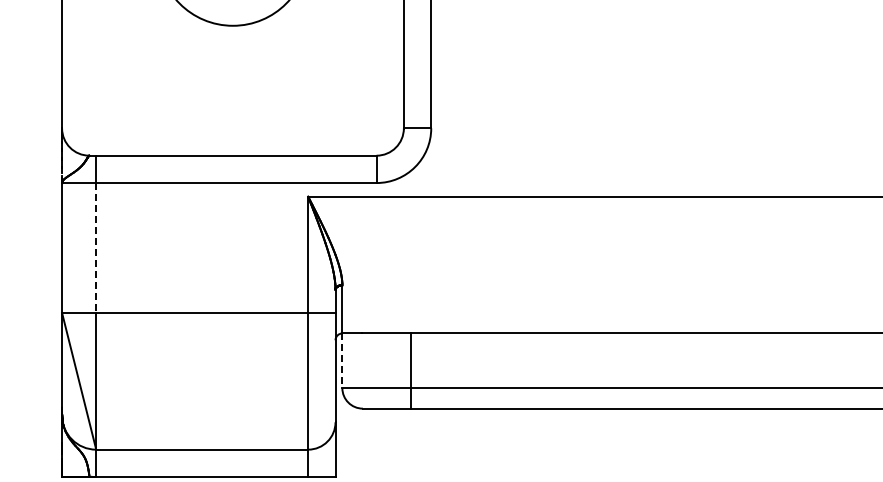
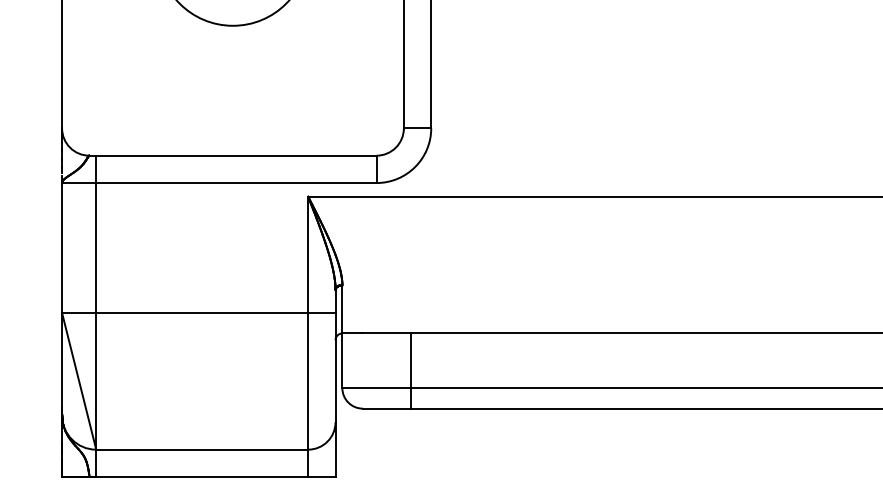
line: dashed -> solid (96, 247)
line: dashed -> solid (342, 361)
